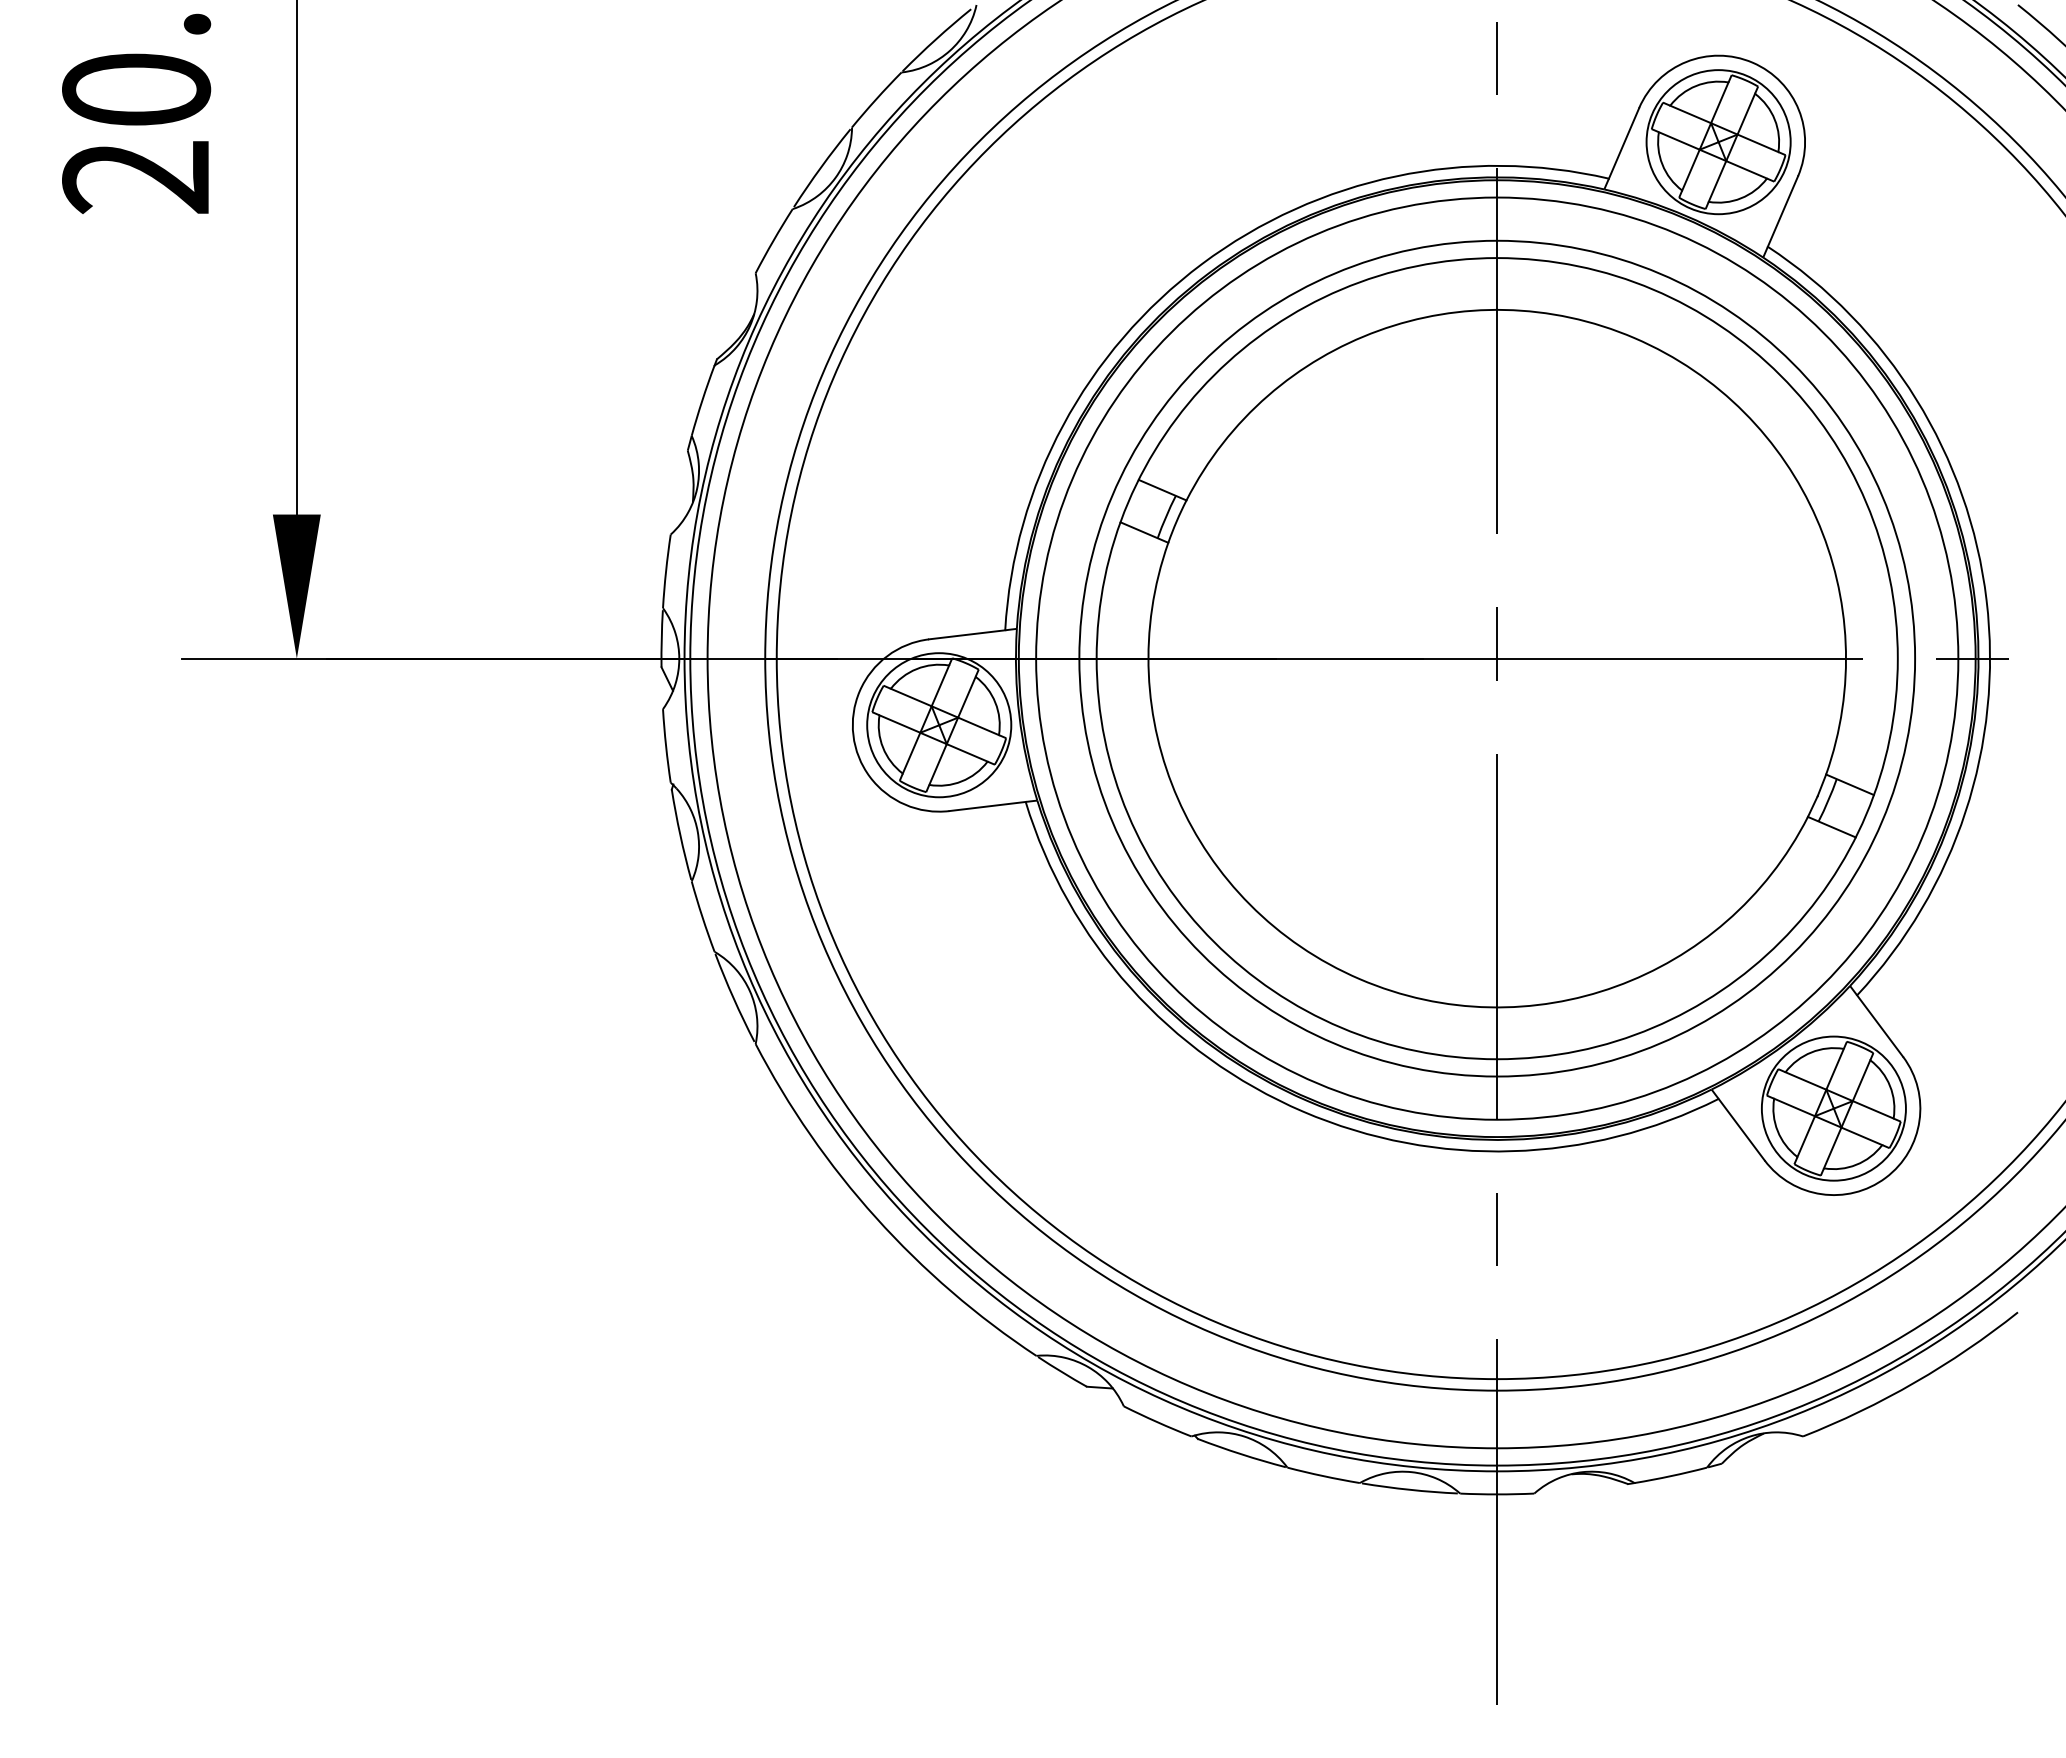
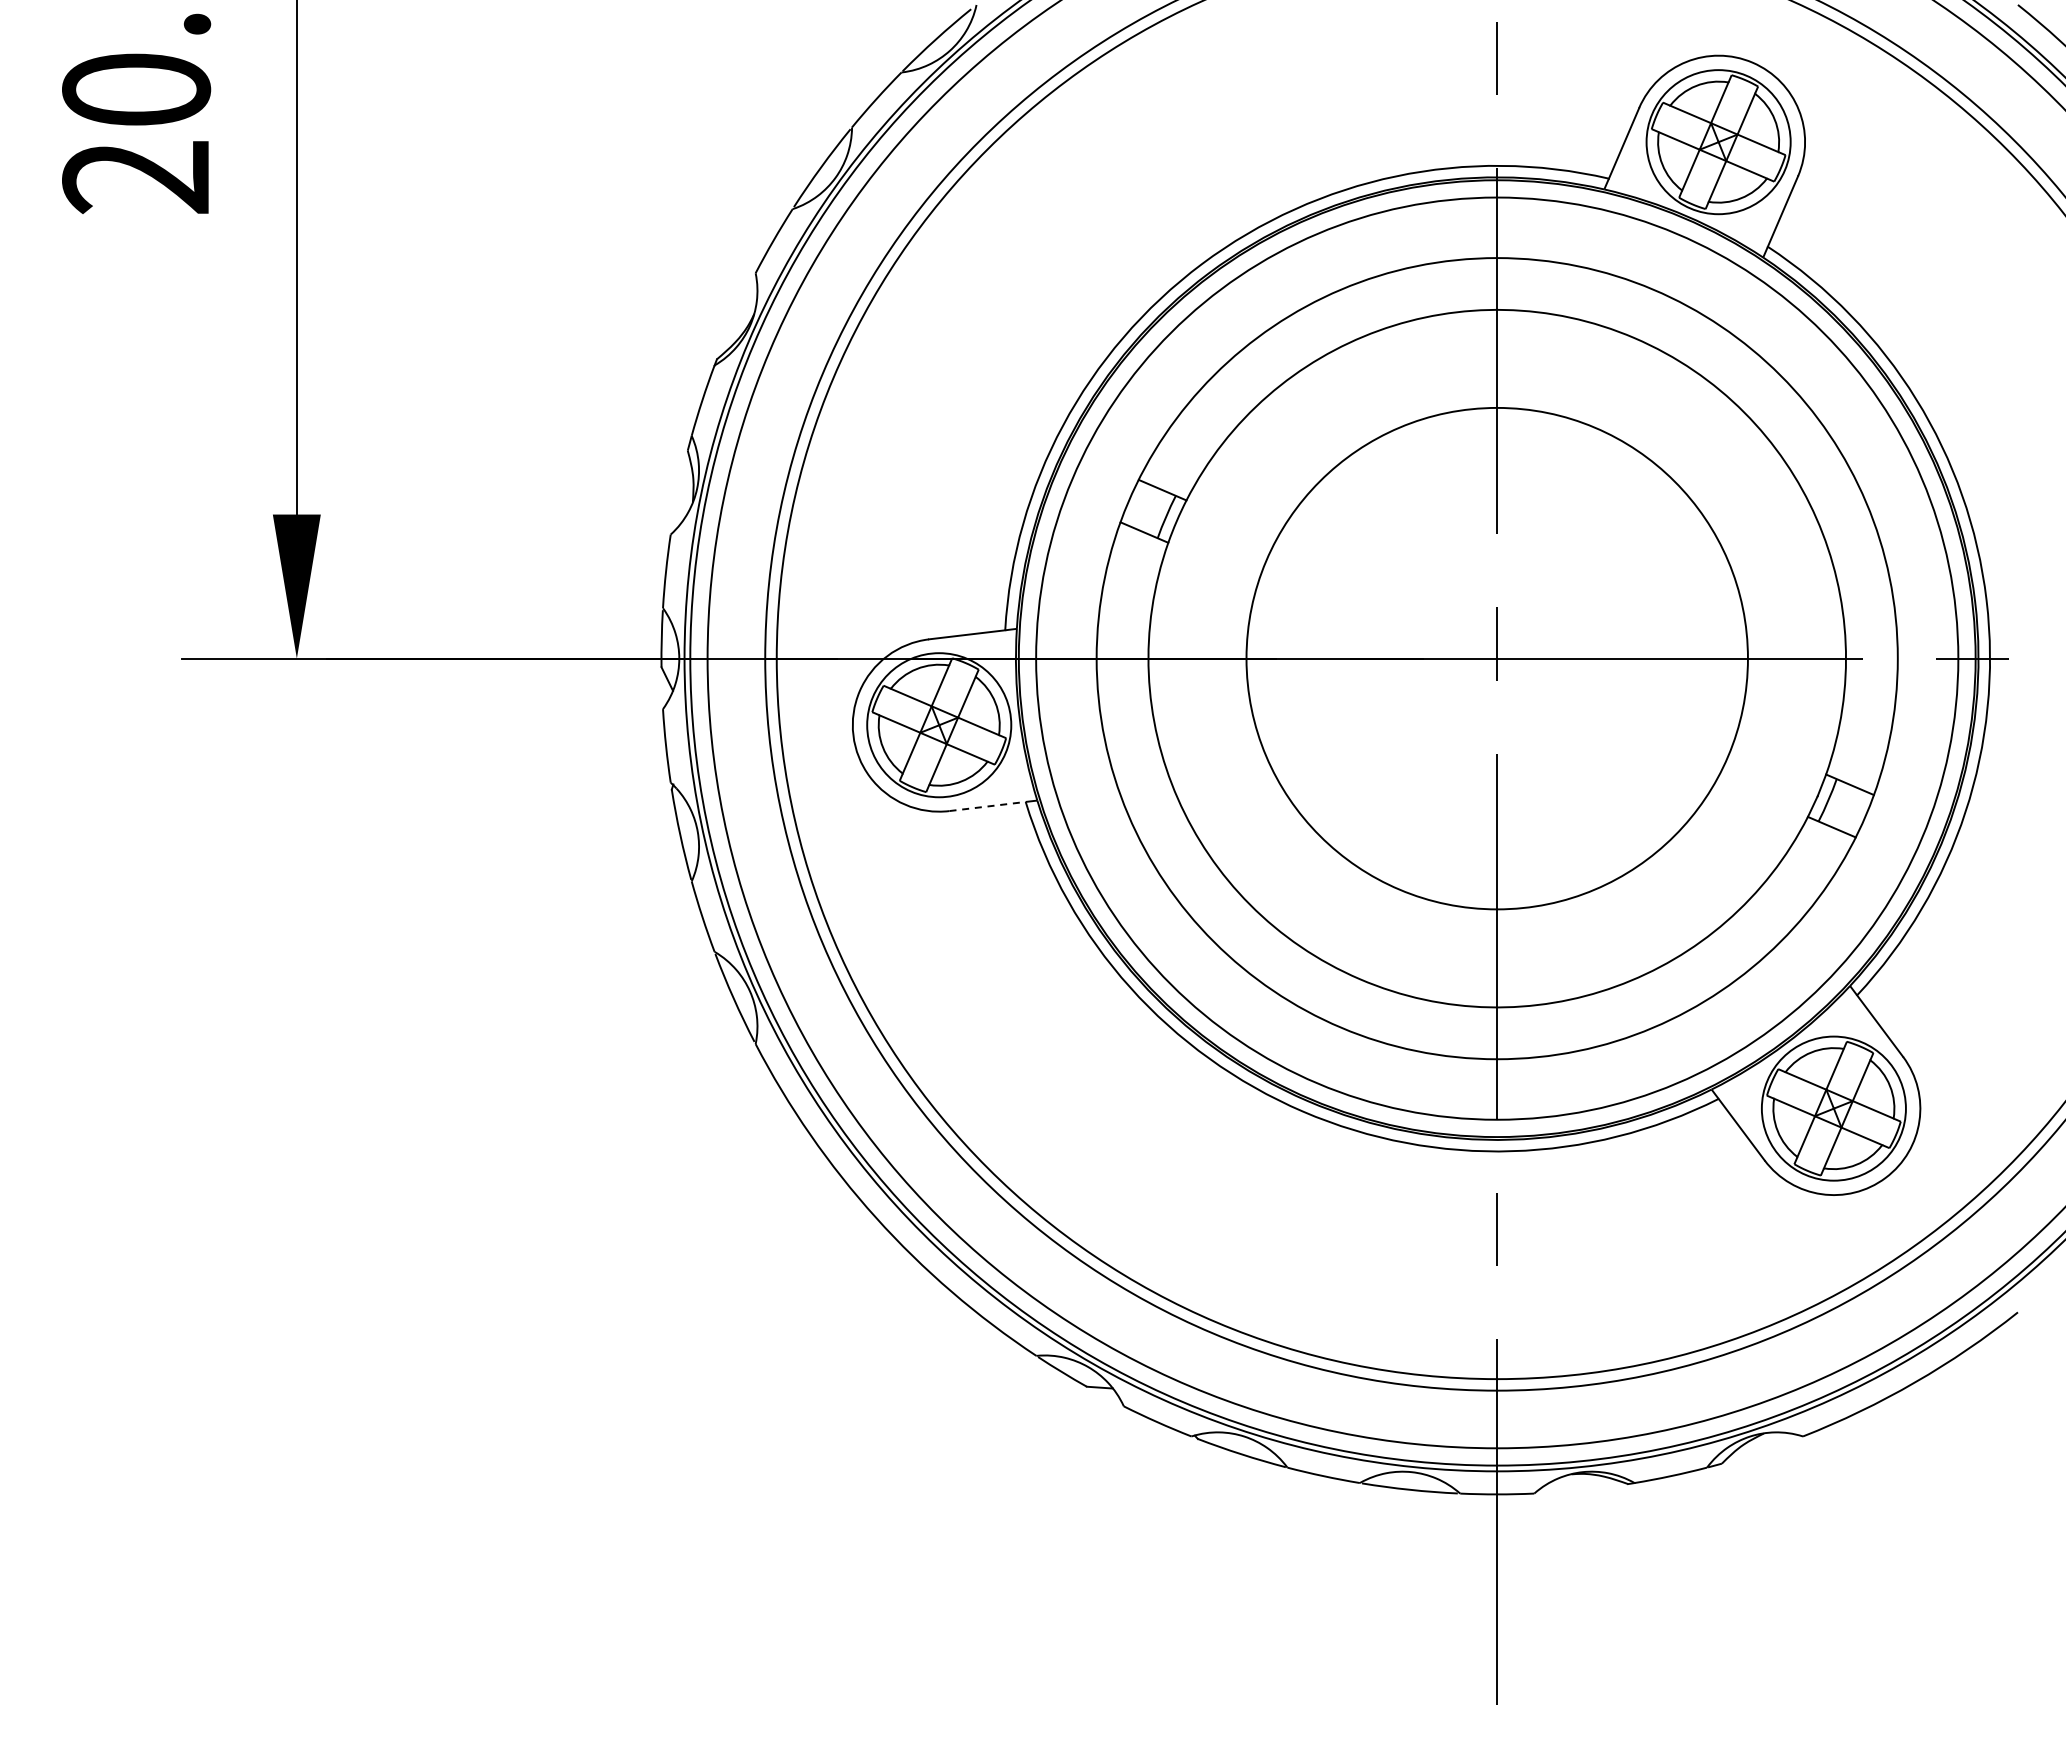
circle diameter: 836 px -> 501 px (1496, 658)
line: solid -> dashed (988, 806)
